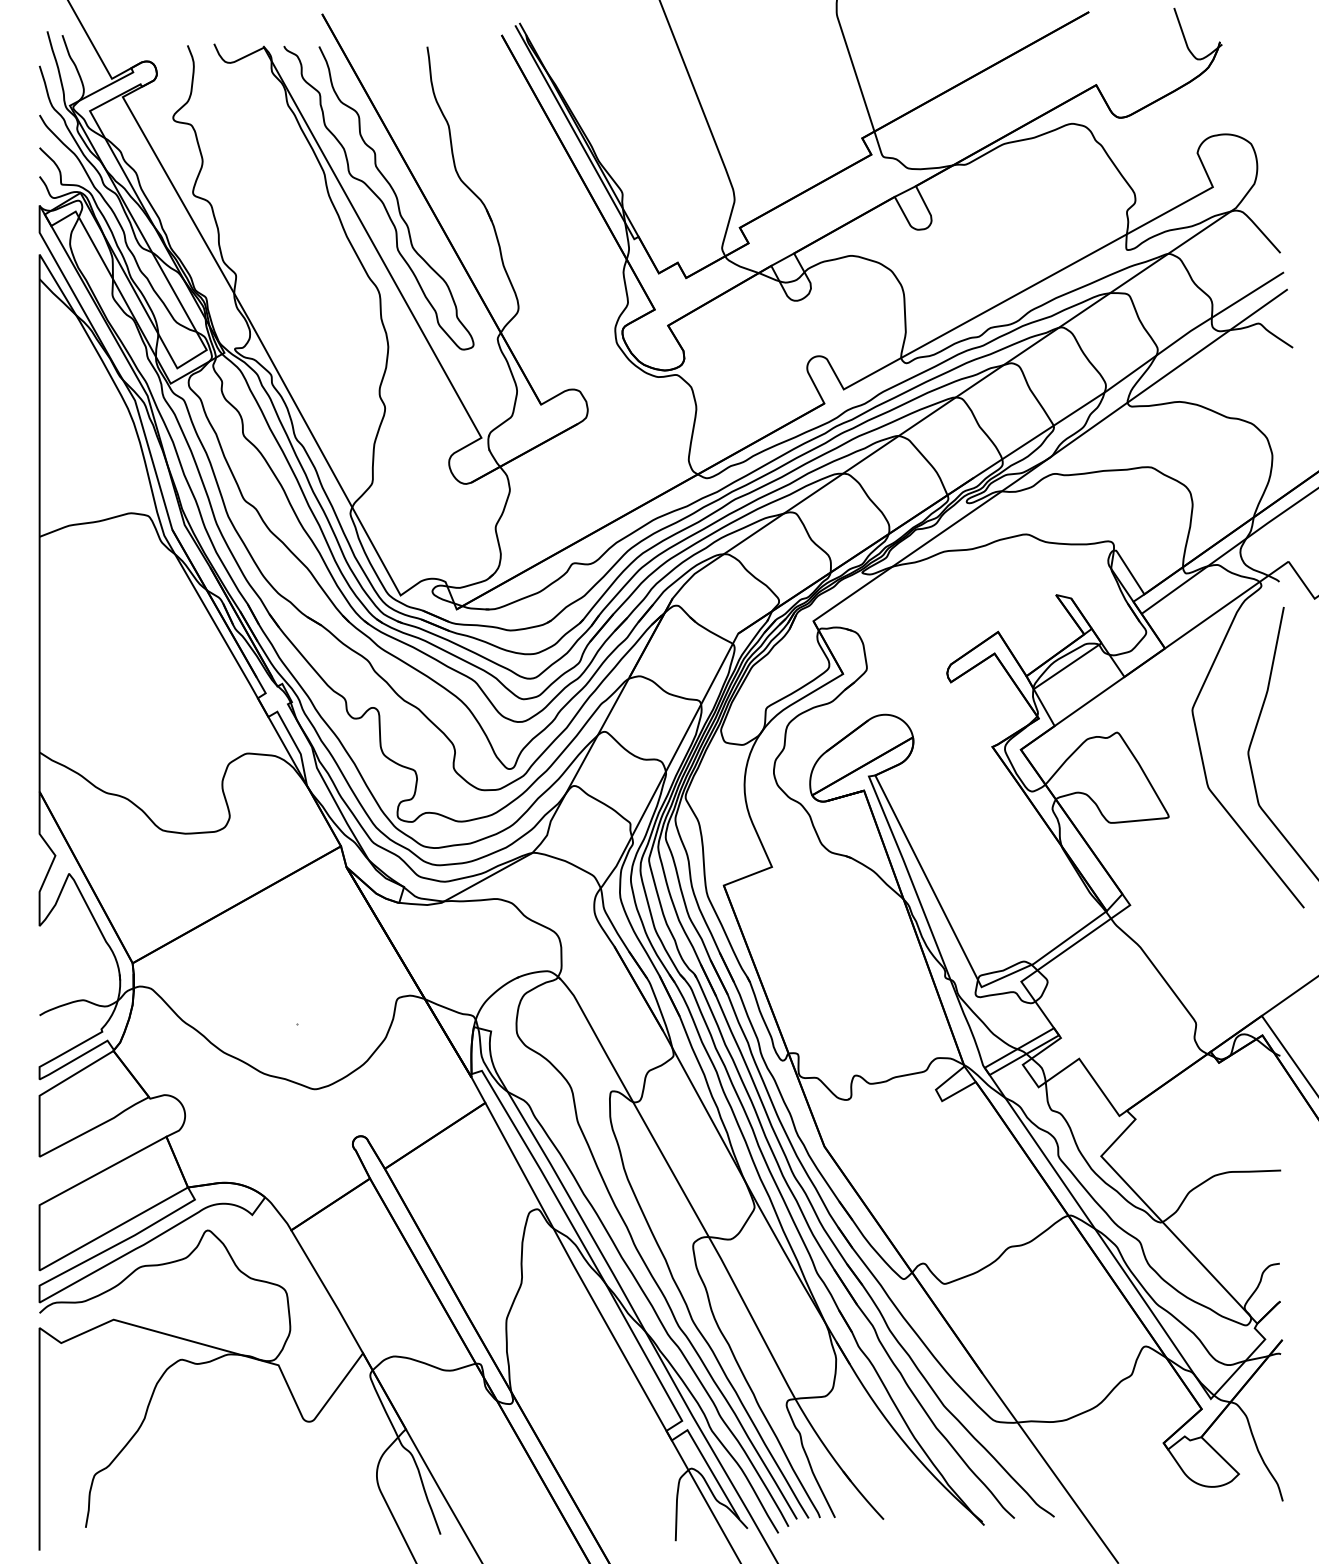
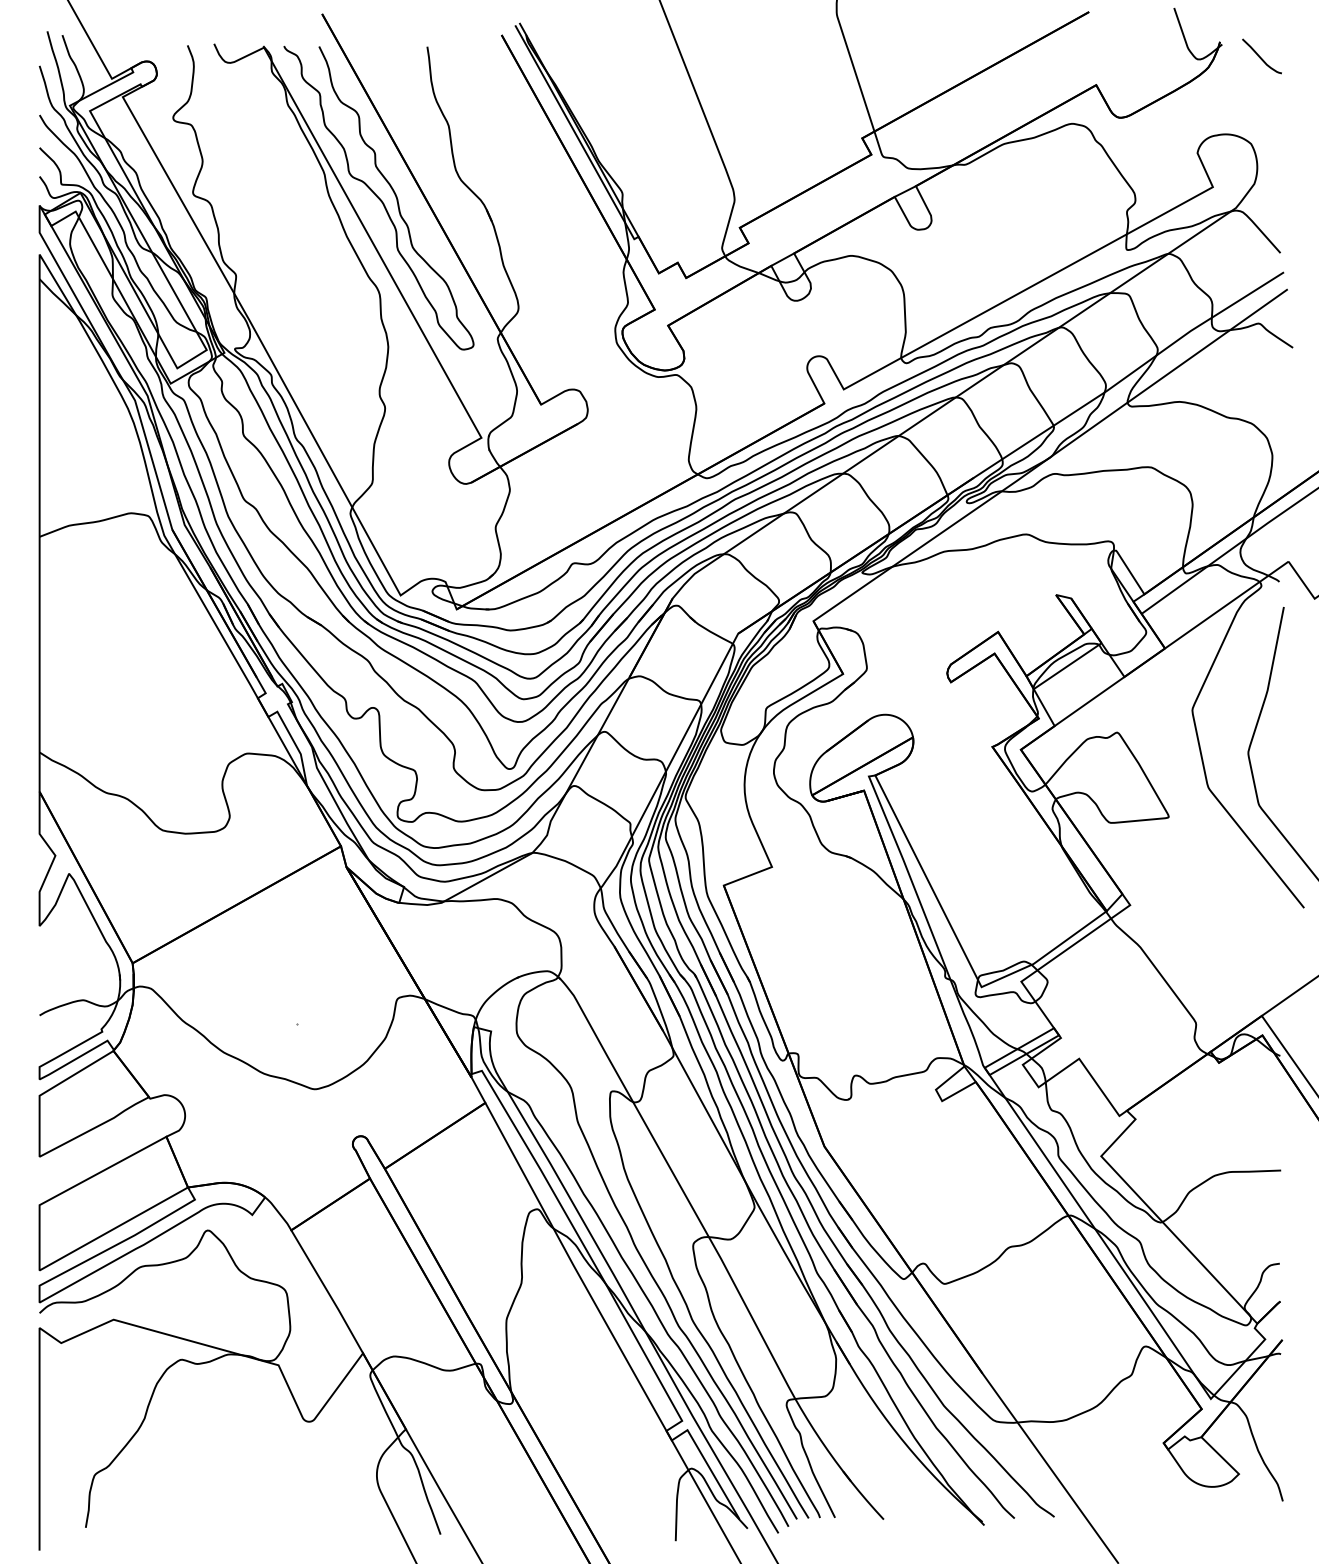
curve: none -> present (1260, 56)
